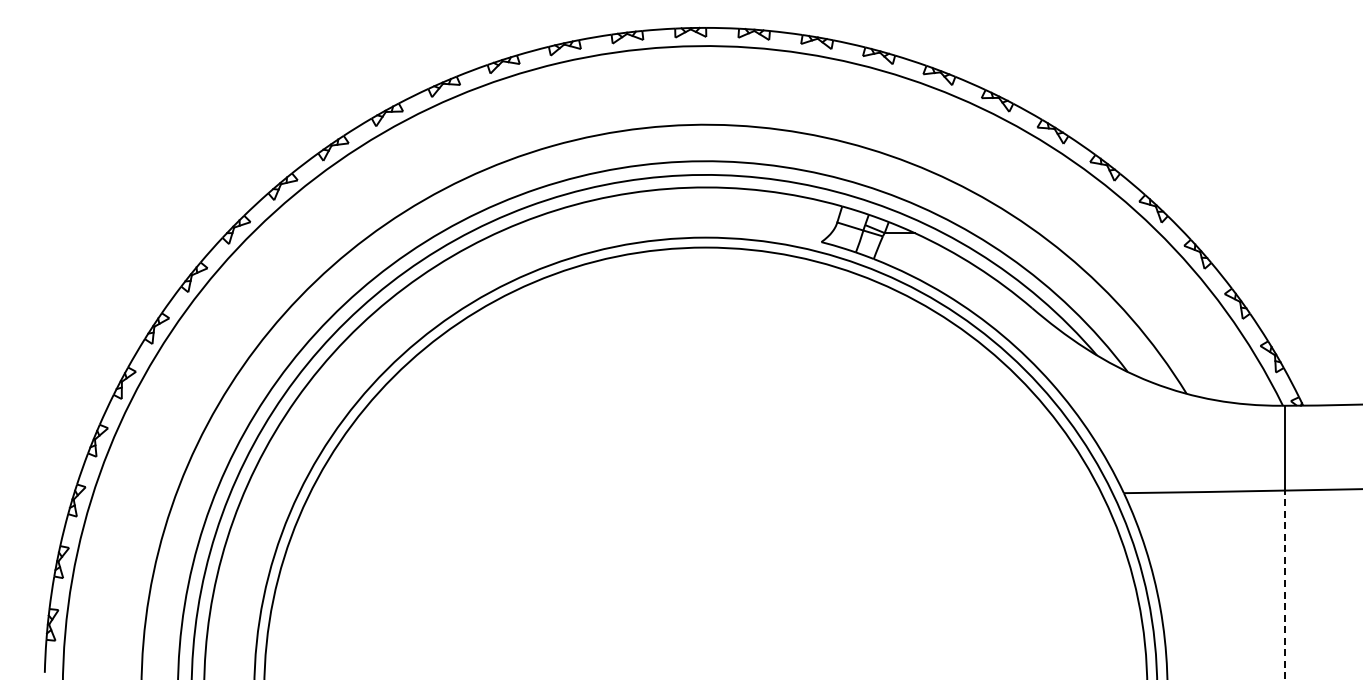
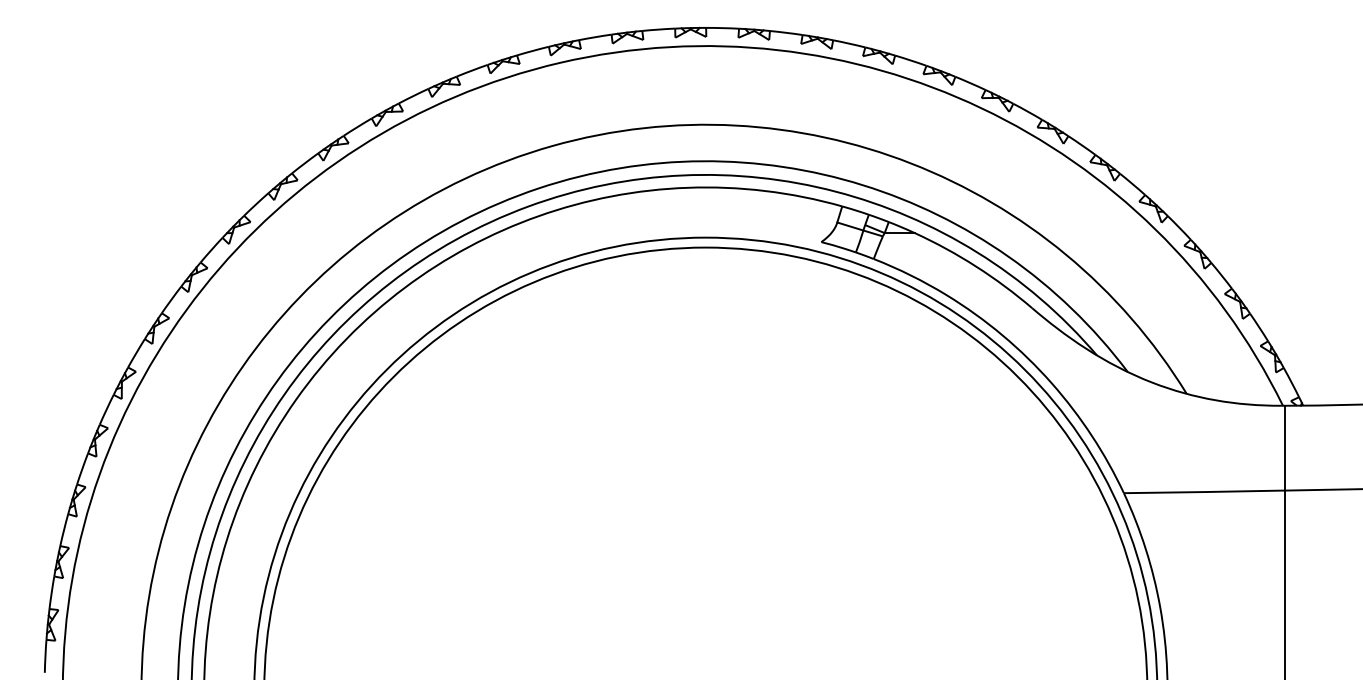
line: dashed -> solid (1285, 584)
